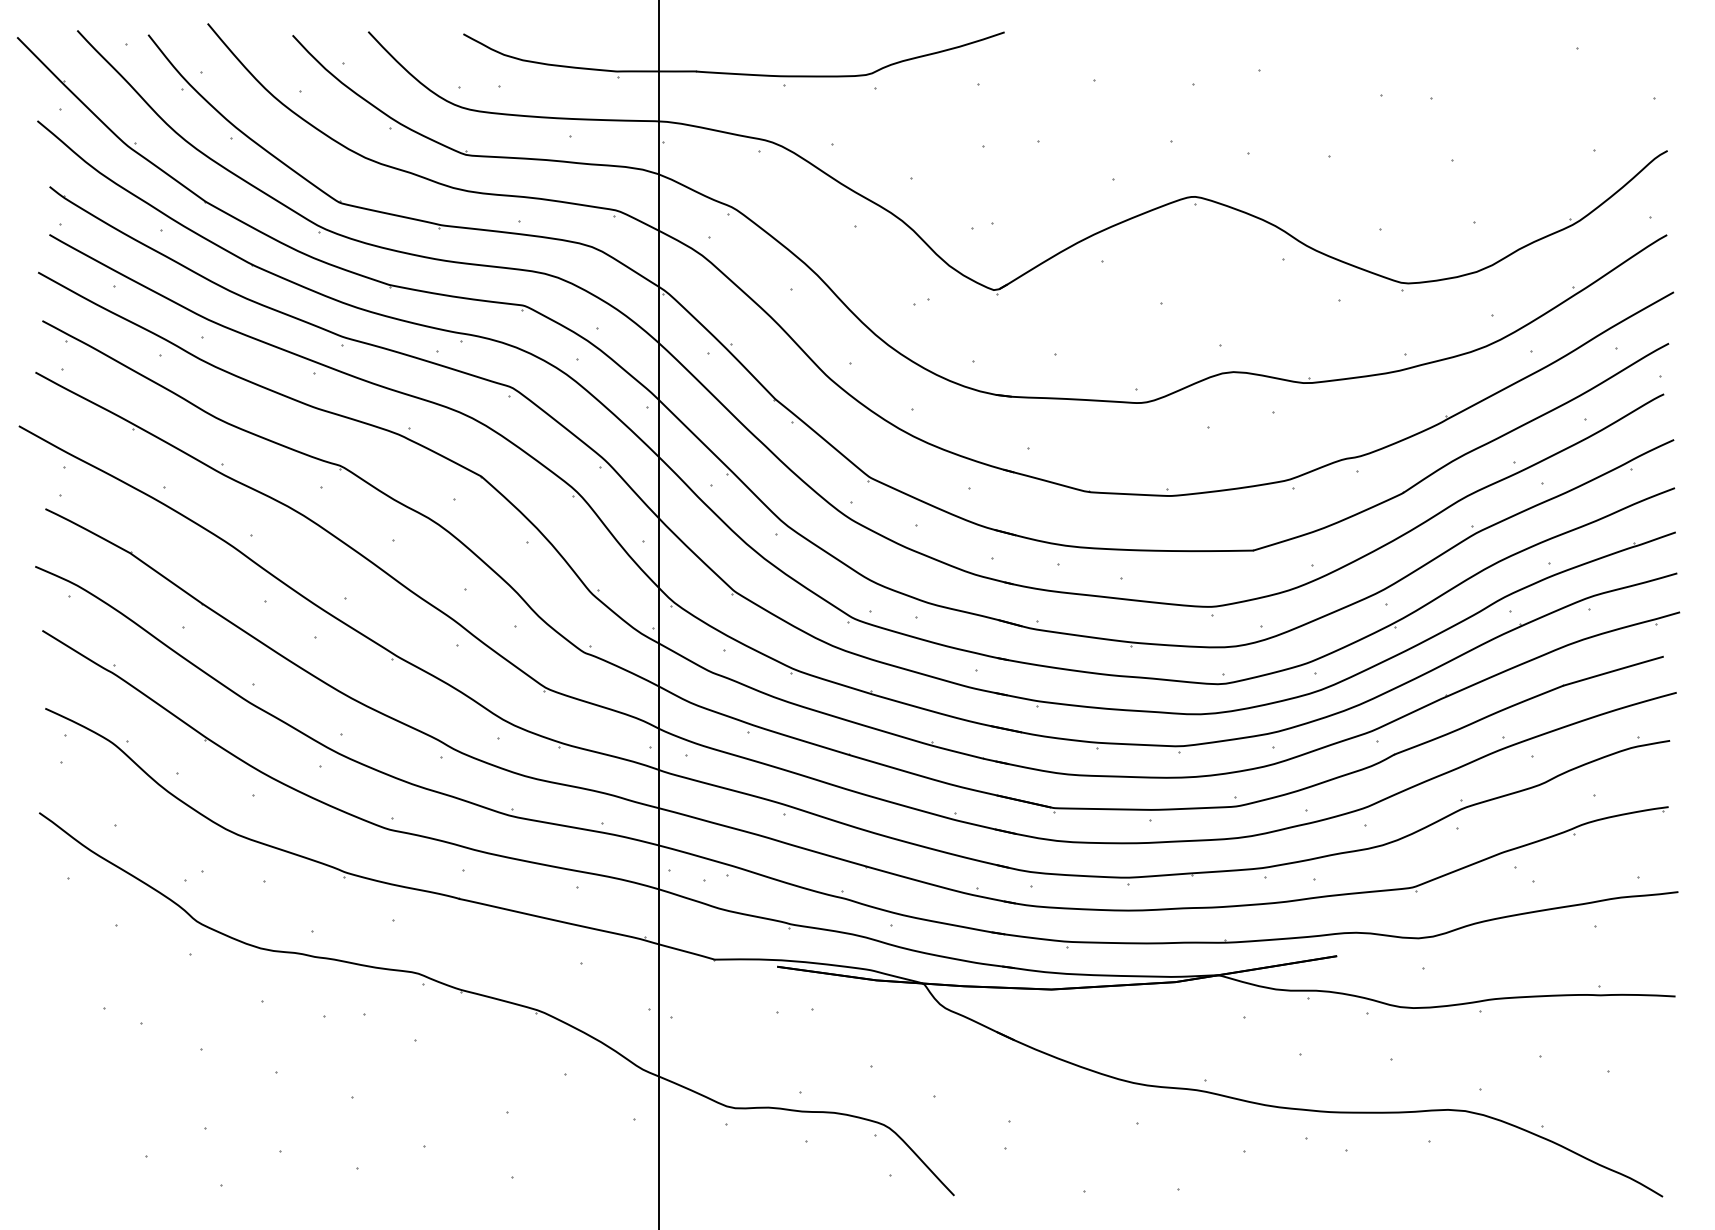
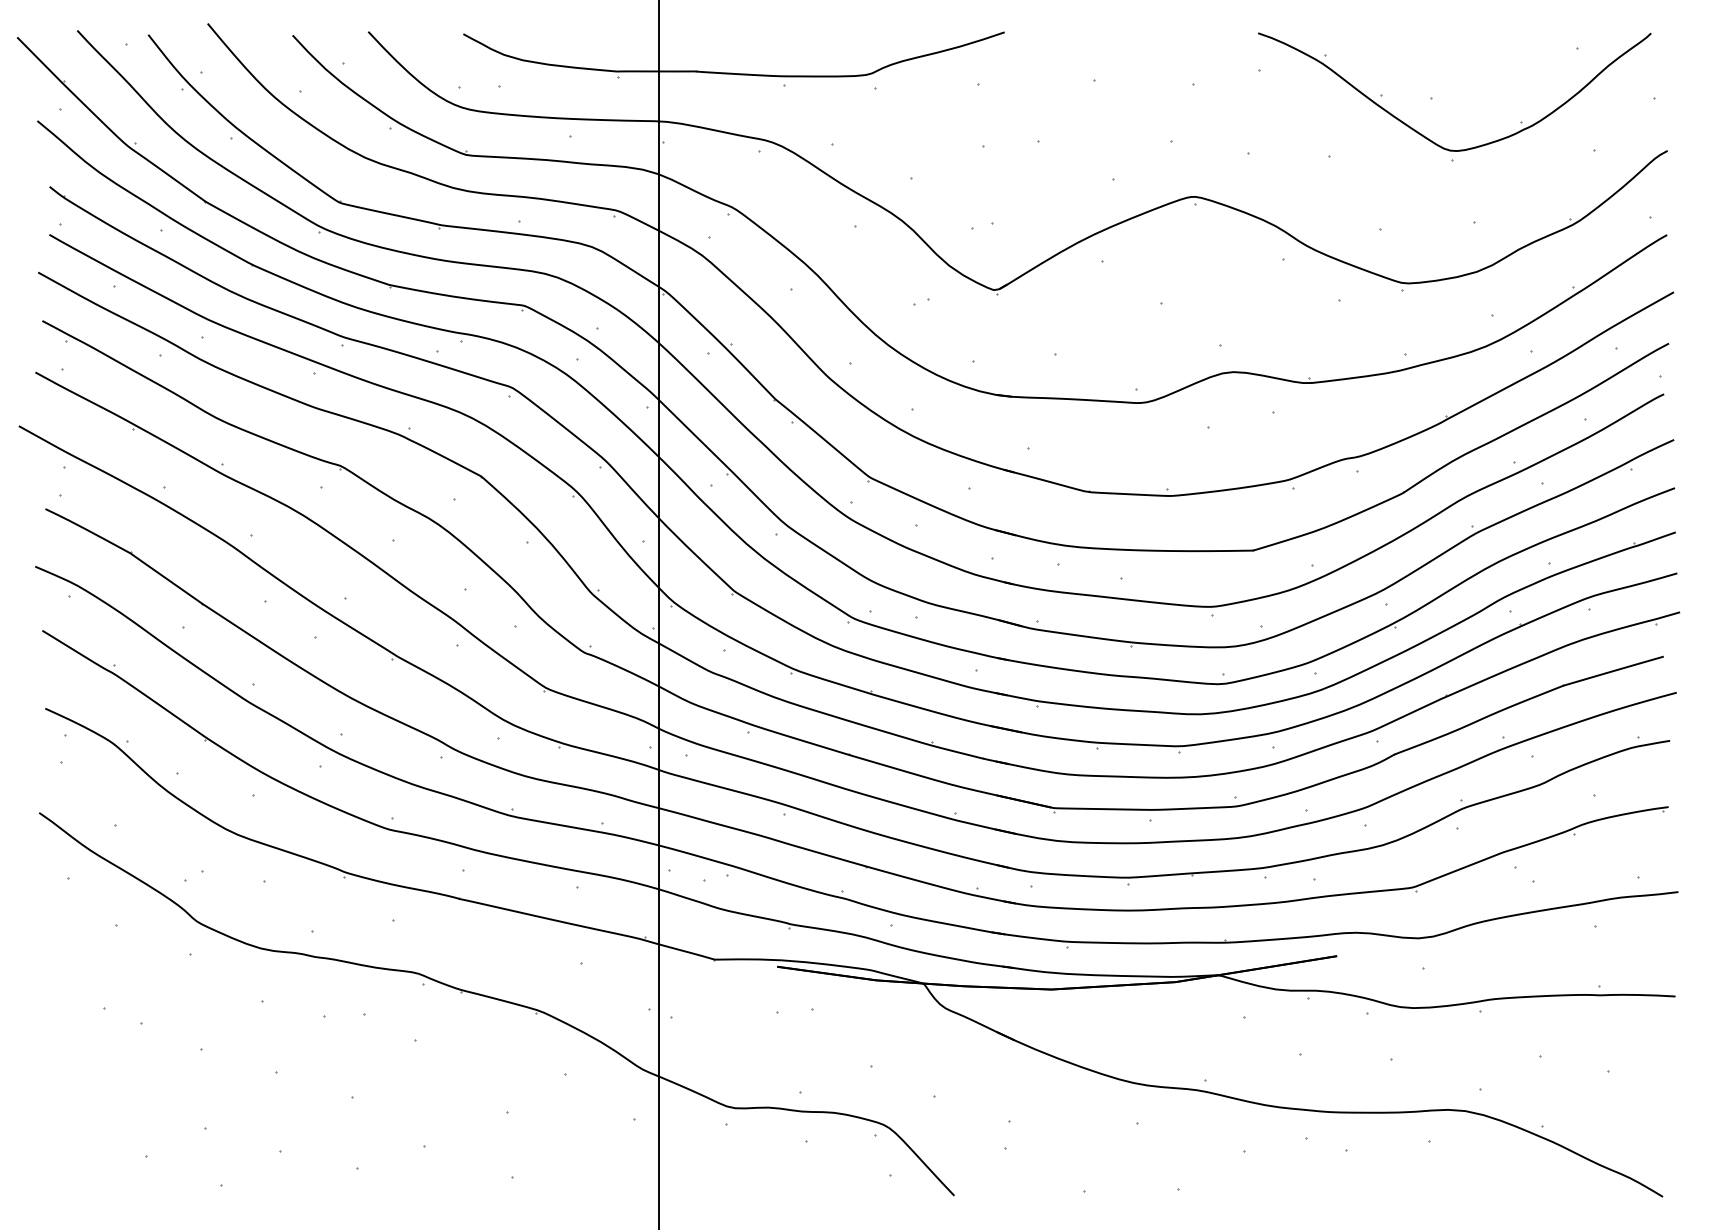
part: none -> present (1424, 135)
